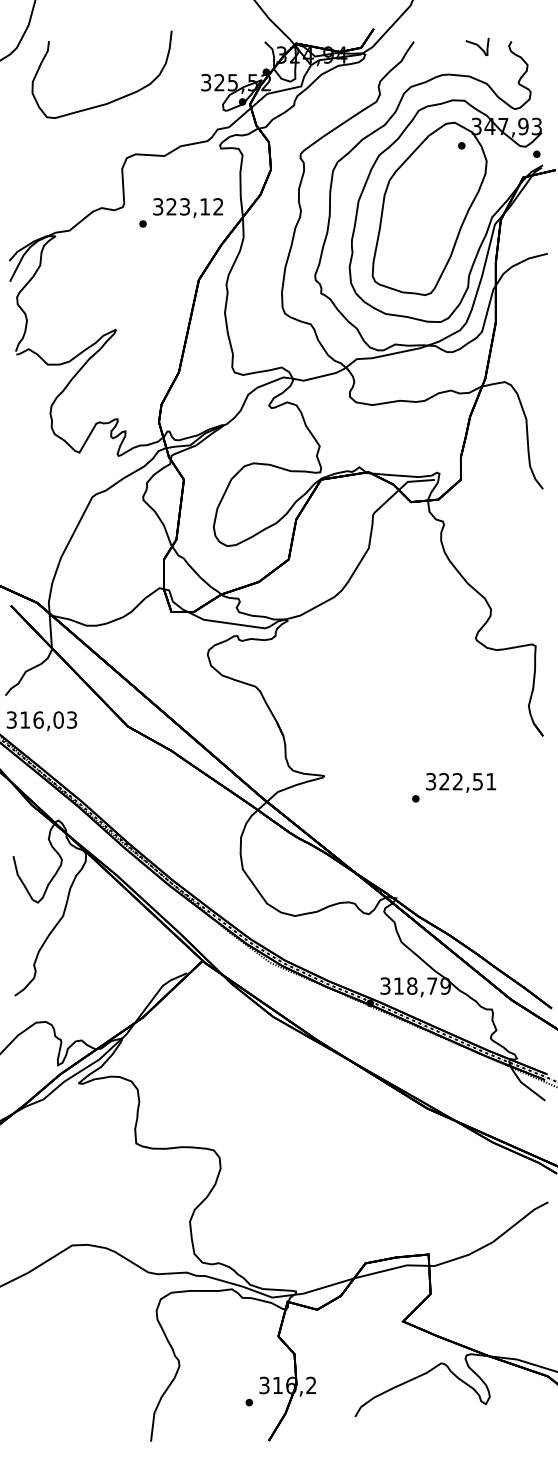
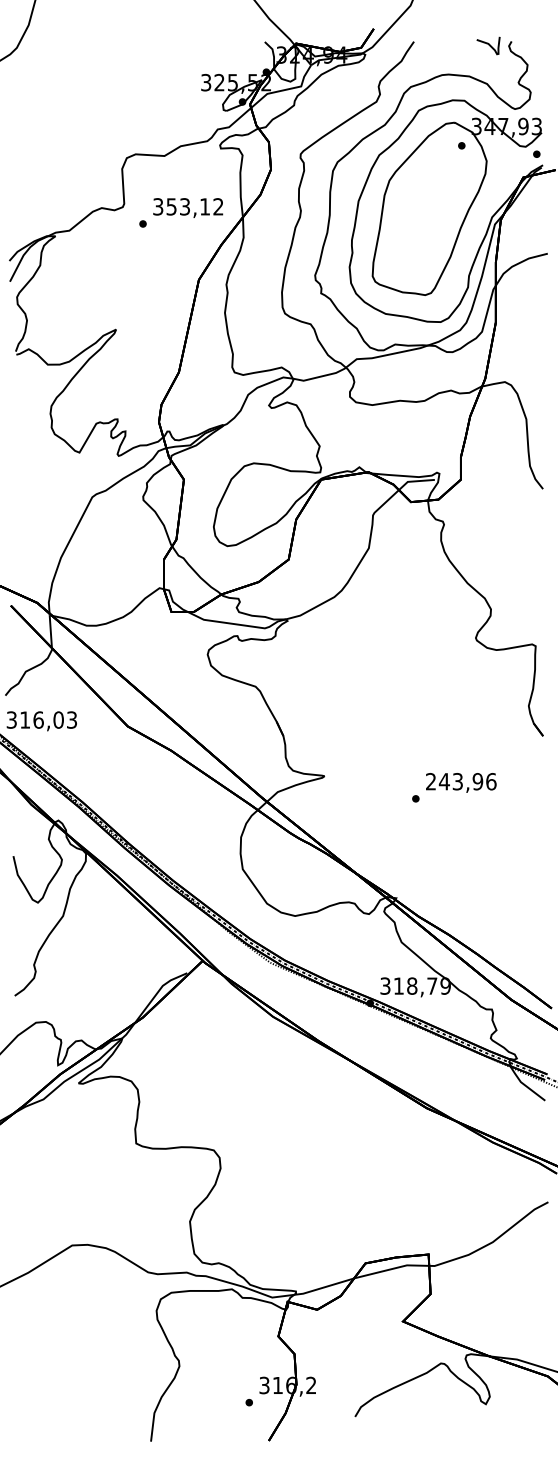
curve position: (477, 46) -> (488, 45) (488, 45)
curve: present -> none (109, 101)
text: 323,12 -> 353,12 (171, 206)
text: 322,51 -> 243,96 (461, 781)
